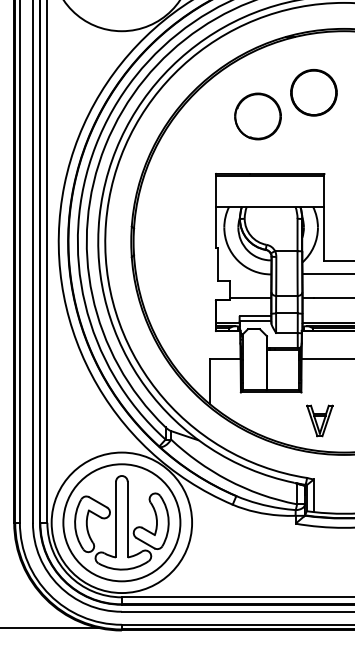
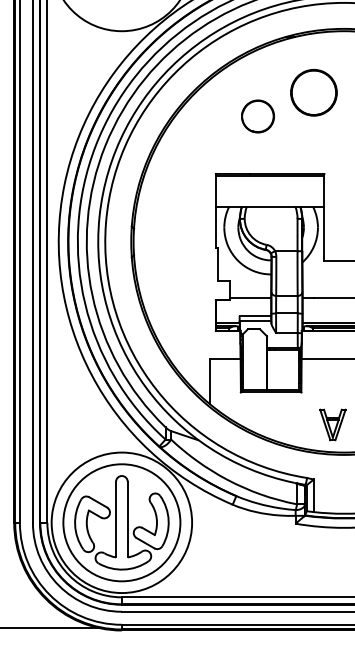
part size: 48x49 px -> 34x35 px (257, 116)
line: present -> none (326, 274)
part position: (319, 420) -> (332, 424) (332, 424)
